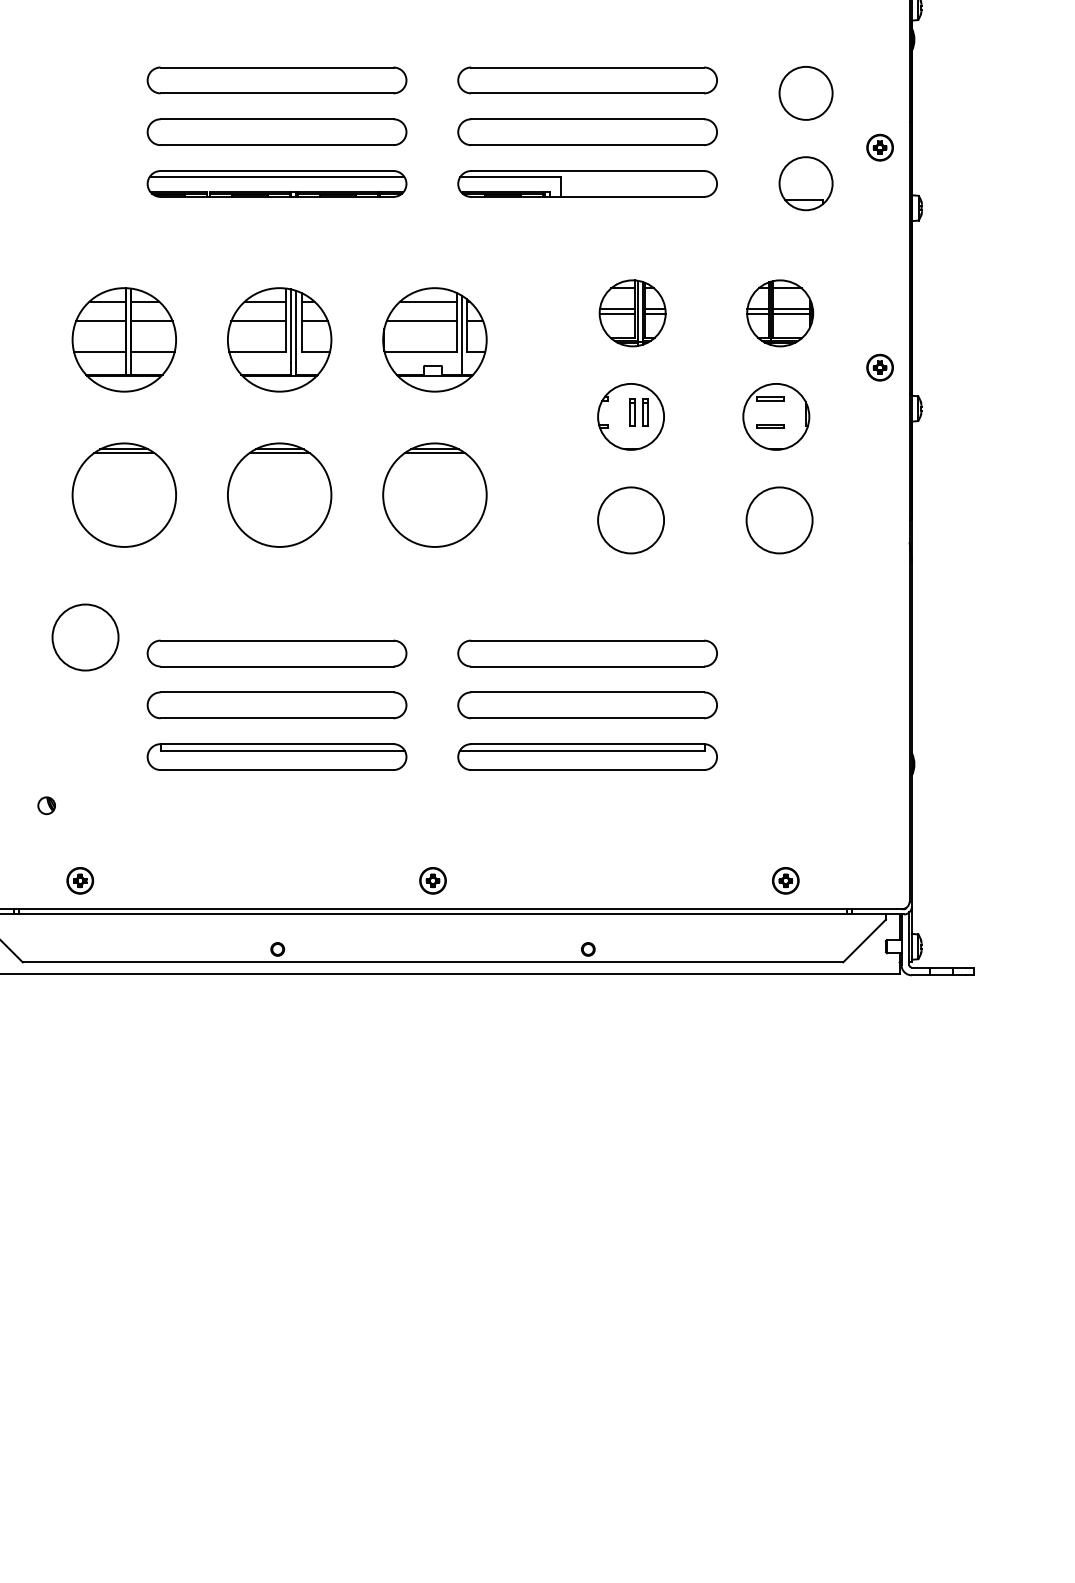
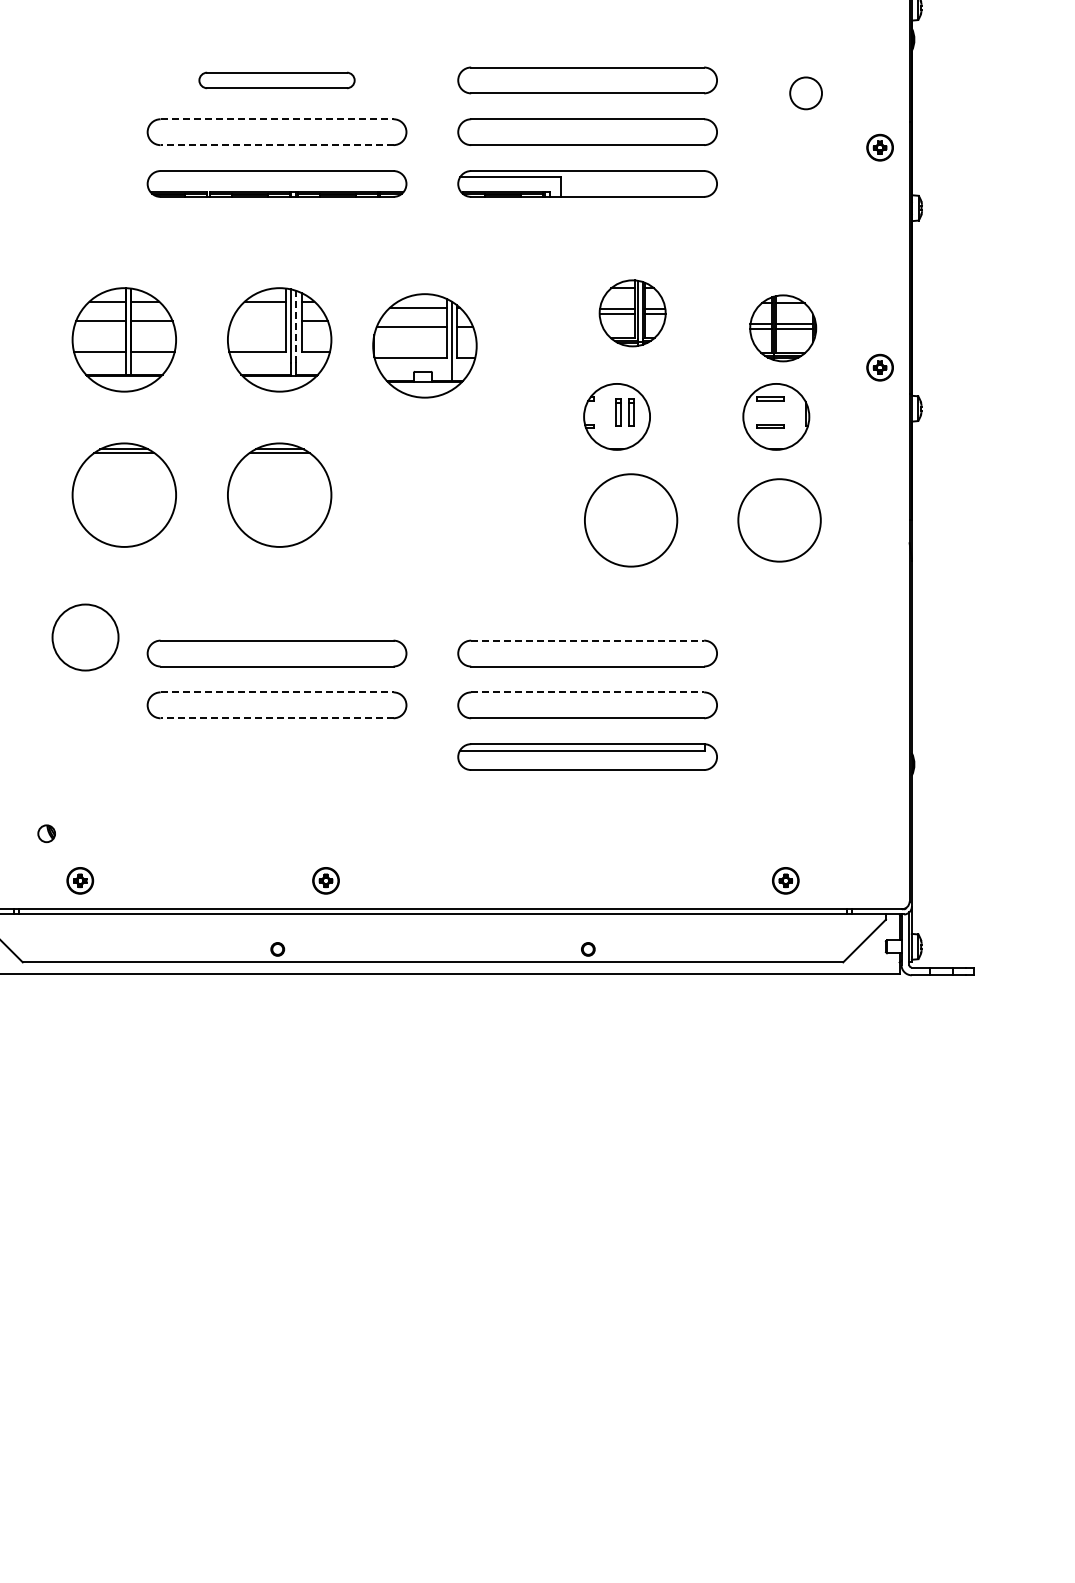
part size: 262x29 px -> 158x19 px (276, 80)
circle diameter: 53 px -> 32 px (806, 93)
line: solid -> dashed (277, 119)
line: solid -> dashed (276, 145)
line: present -> none (276, 176)
part: present -> none (805, 183)
part position: (780, 313) -> (783, 328) (783, 328)
line: present -> none (258, 321)
line: solid -> dashed (296, 326)
part position: (434, 339) -> (424, 345) (424, 345)
part position: (630, 416) -> (616, 416) (616, 416)
part: present -> none (434, 494)
circle diameter: 66 px -> 92 px (630, 520)
circle diameter: 66 px -> 82 px (779, 520)
line: solid -> dashed (588, 640)
line: solid -> dashed (277, 692)
line: solid -> dashed (588, 692)
line: solid -> dashed (276, 718)
part: present -> none (276, 756)
part position: (46, 805) -> (46, 833) (46, 833)
part position: (432, 880) -> (325, 880) (325, 880)
